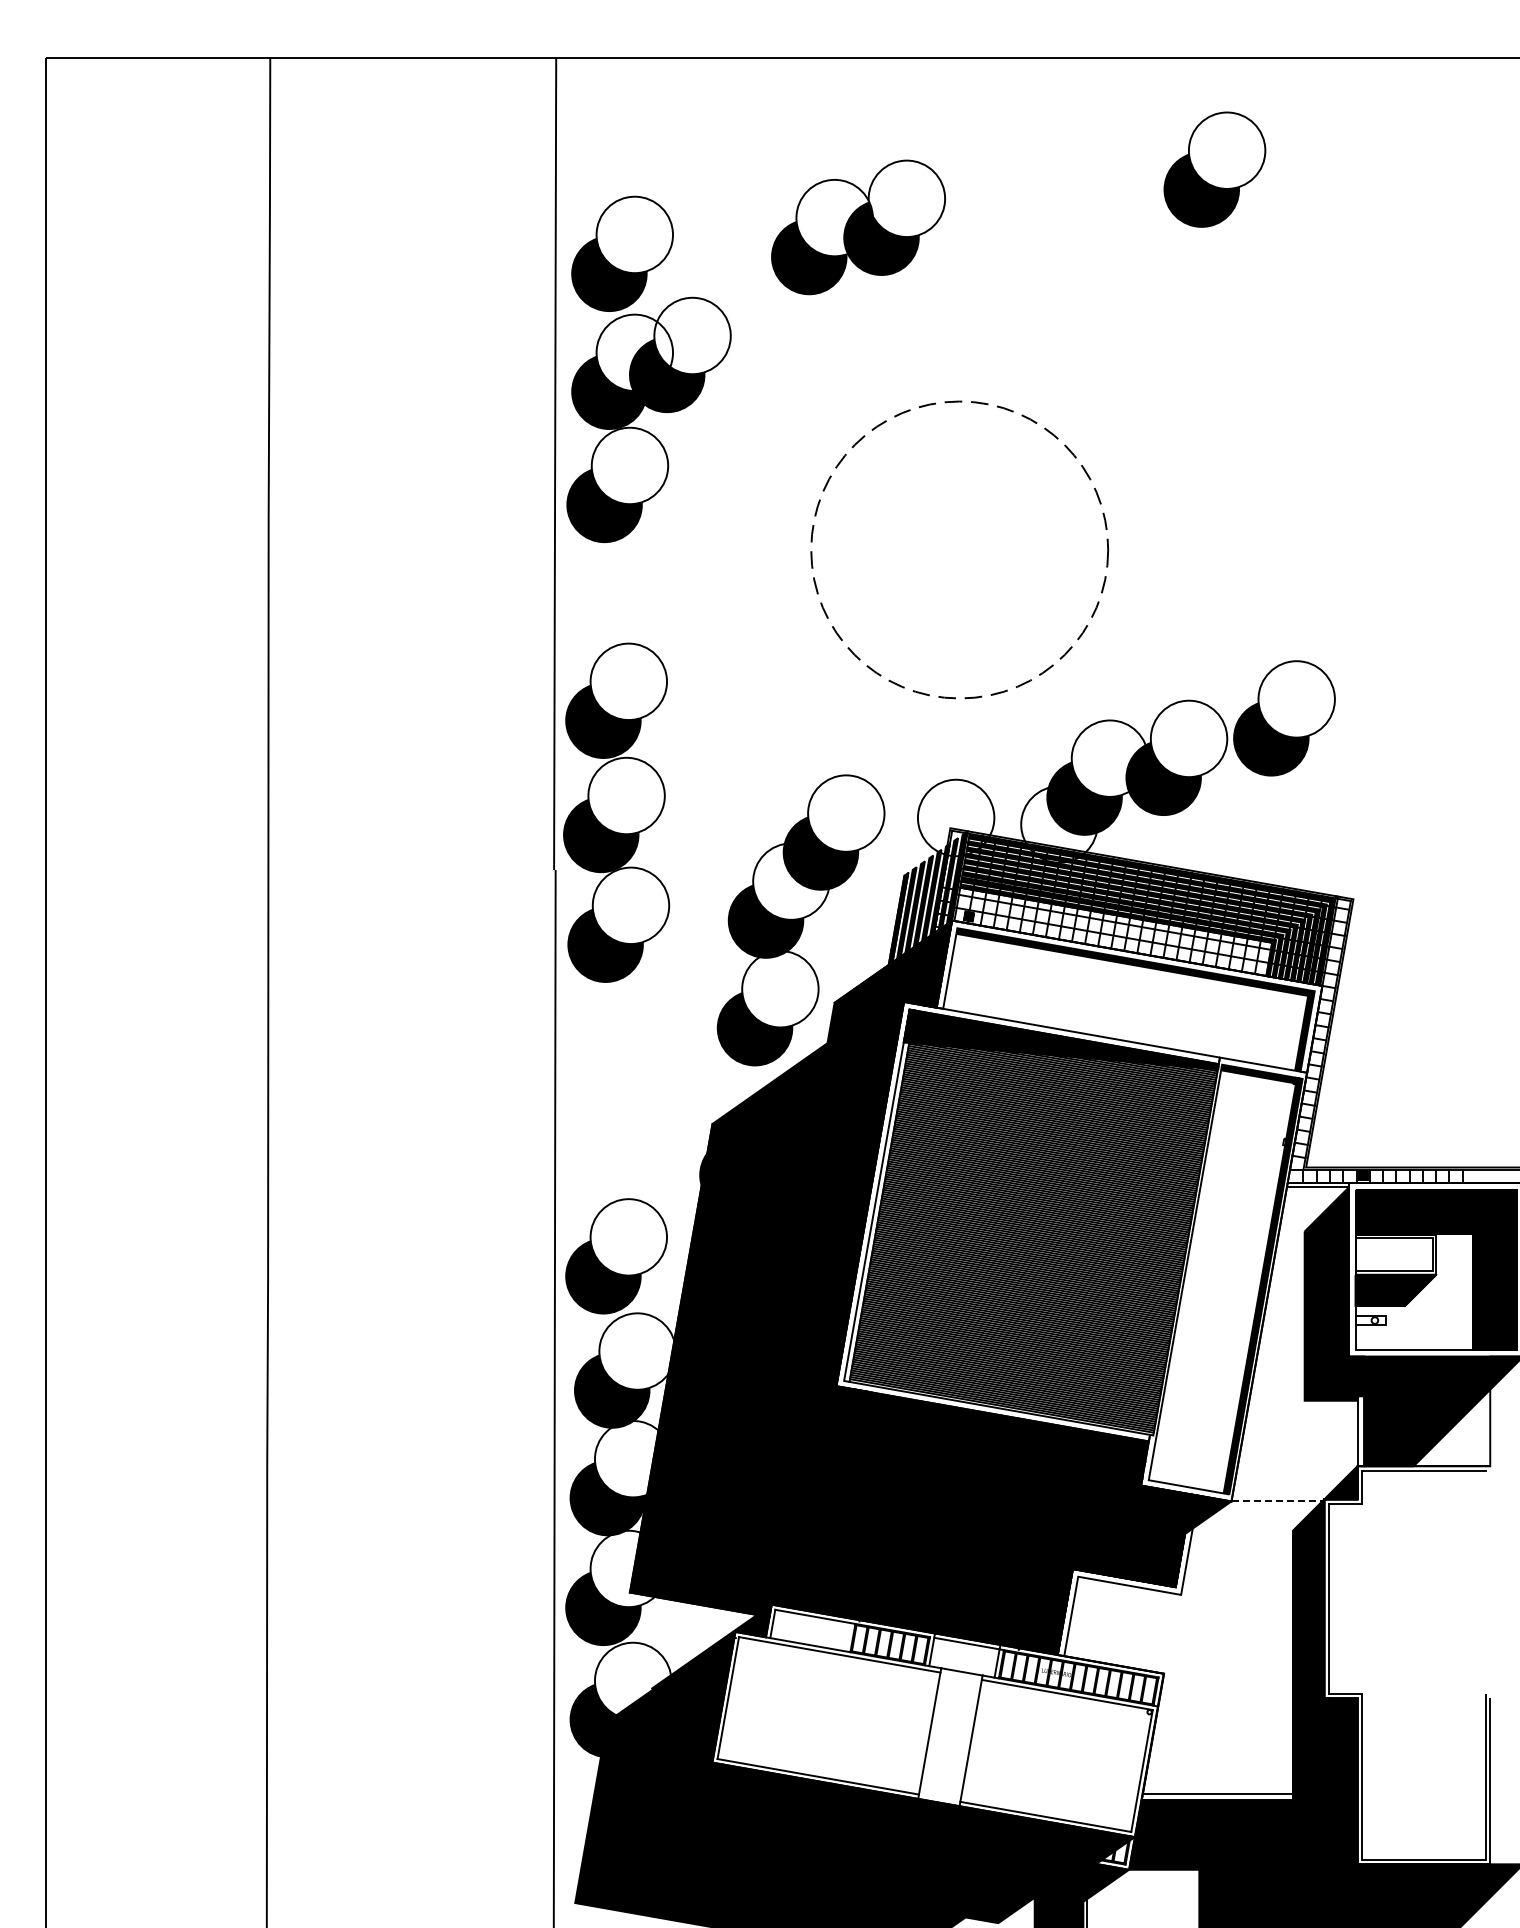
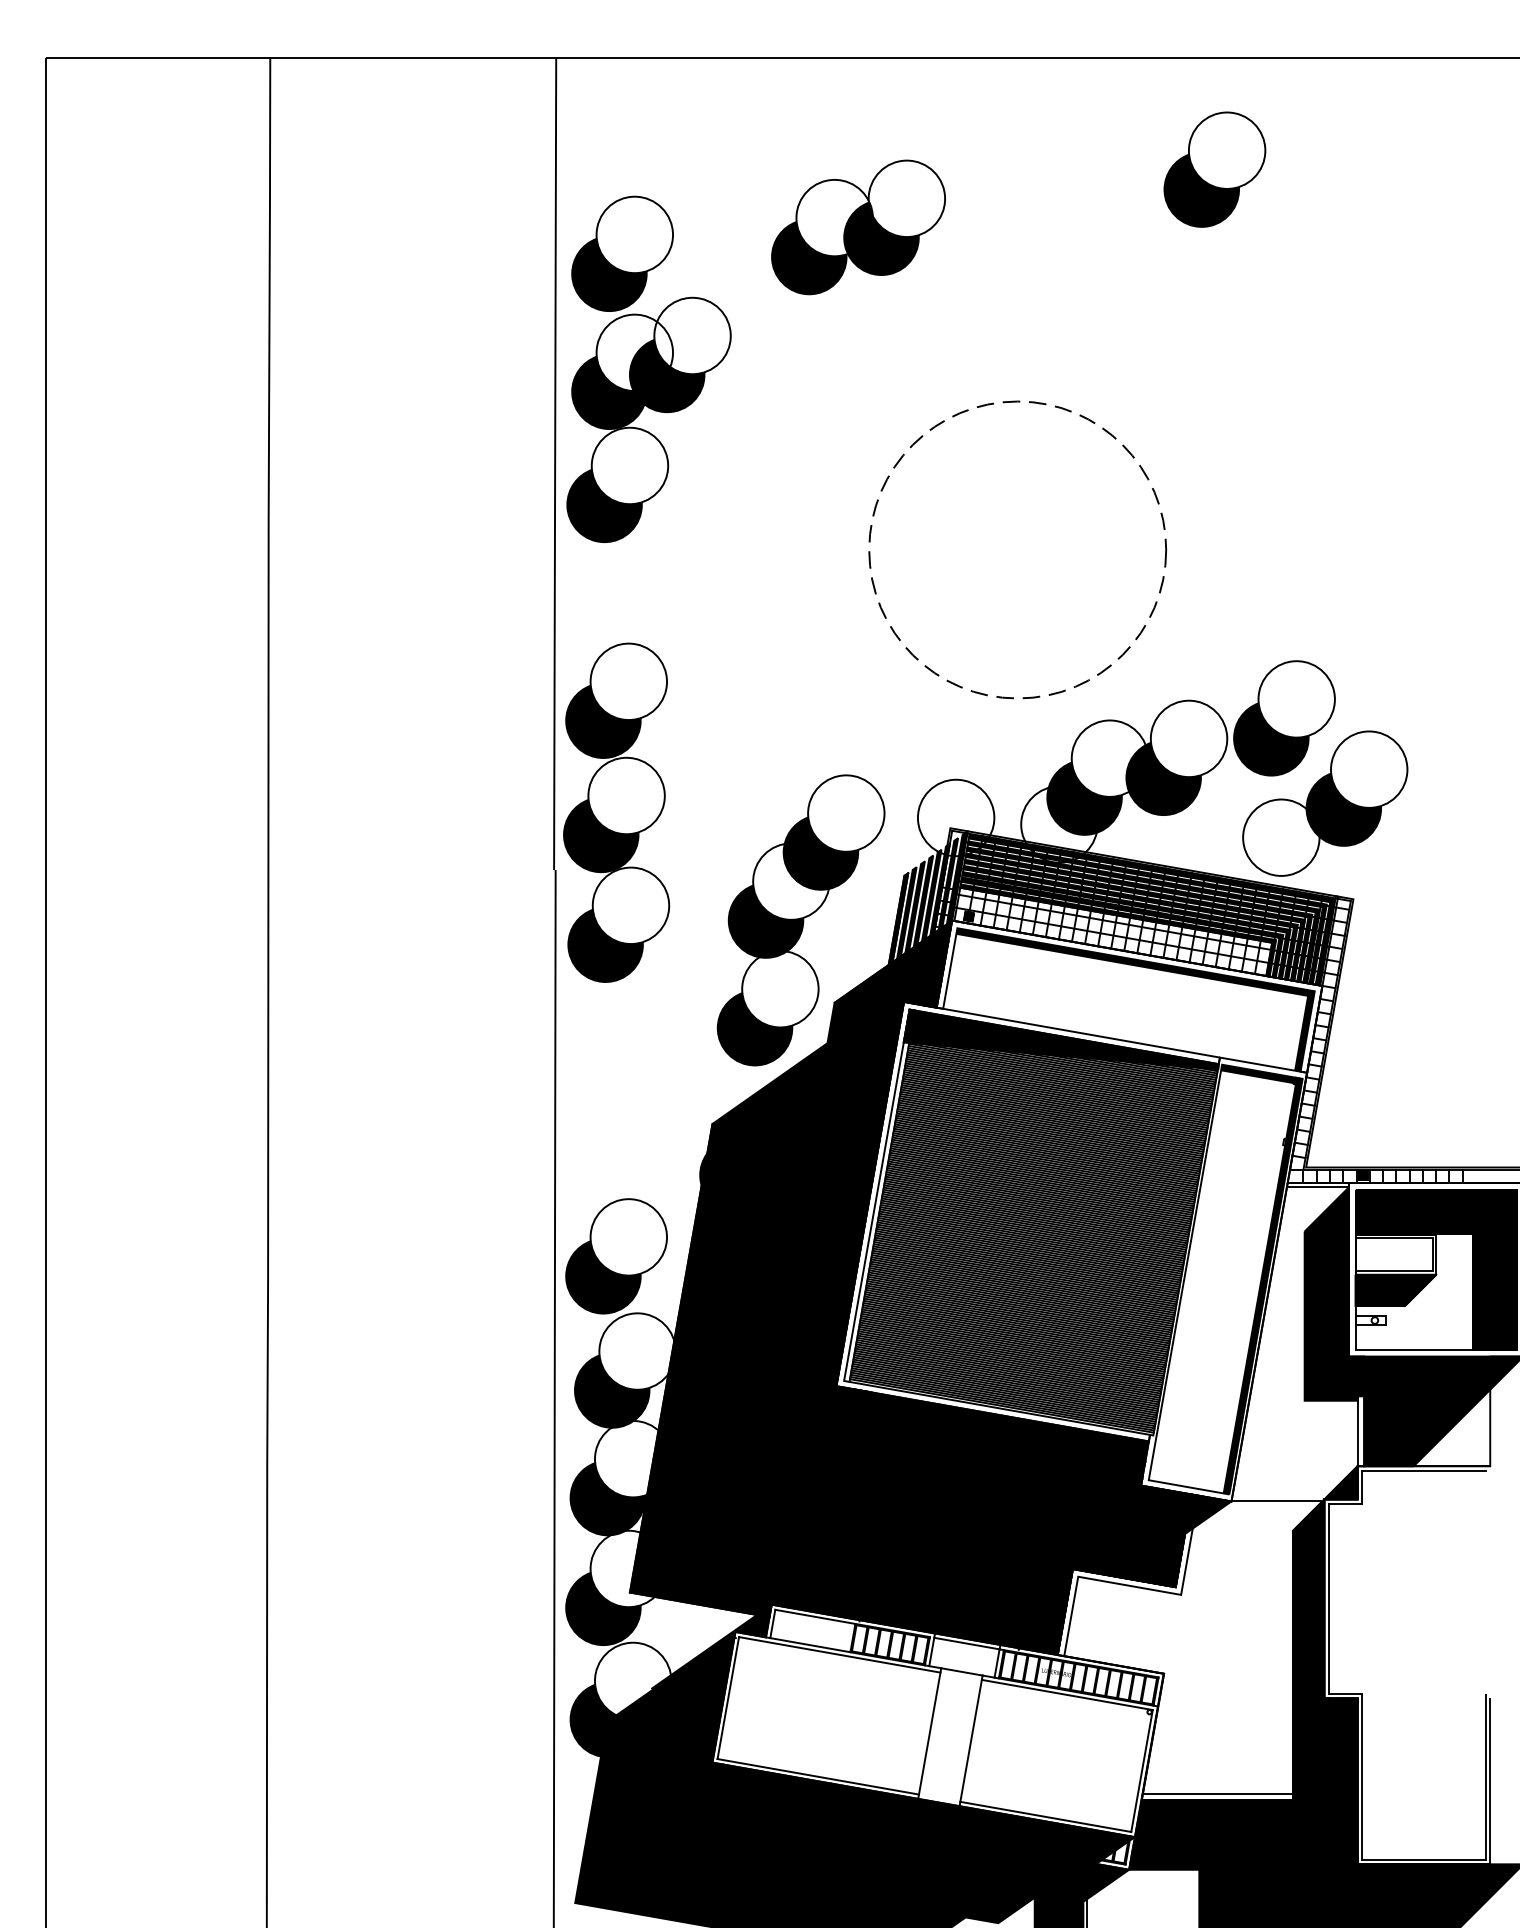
circle position: (959, 549) -> (1017, 549) (1017, 549)
part: none -> present (1325, 803)
line: dashed -> solid (1278, 1501)
